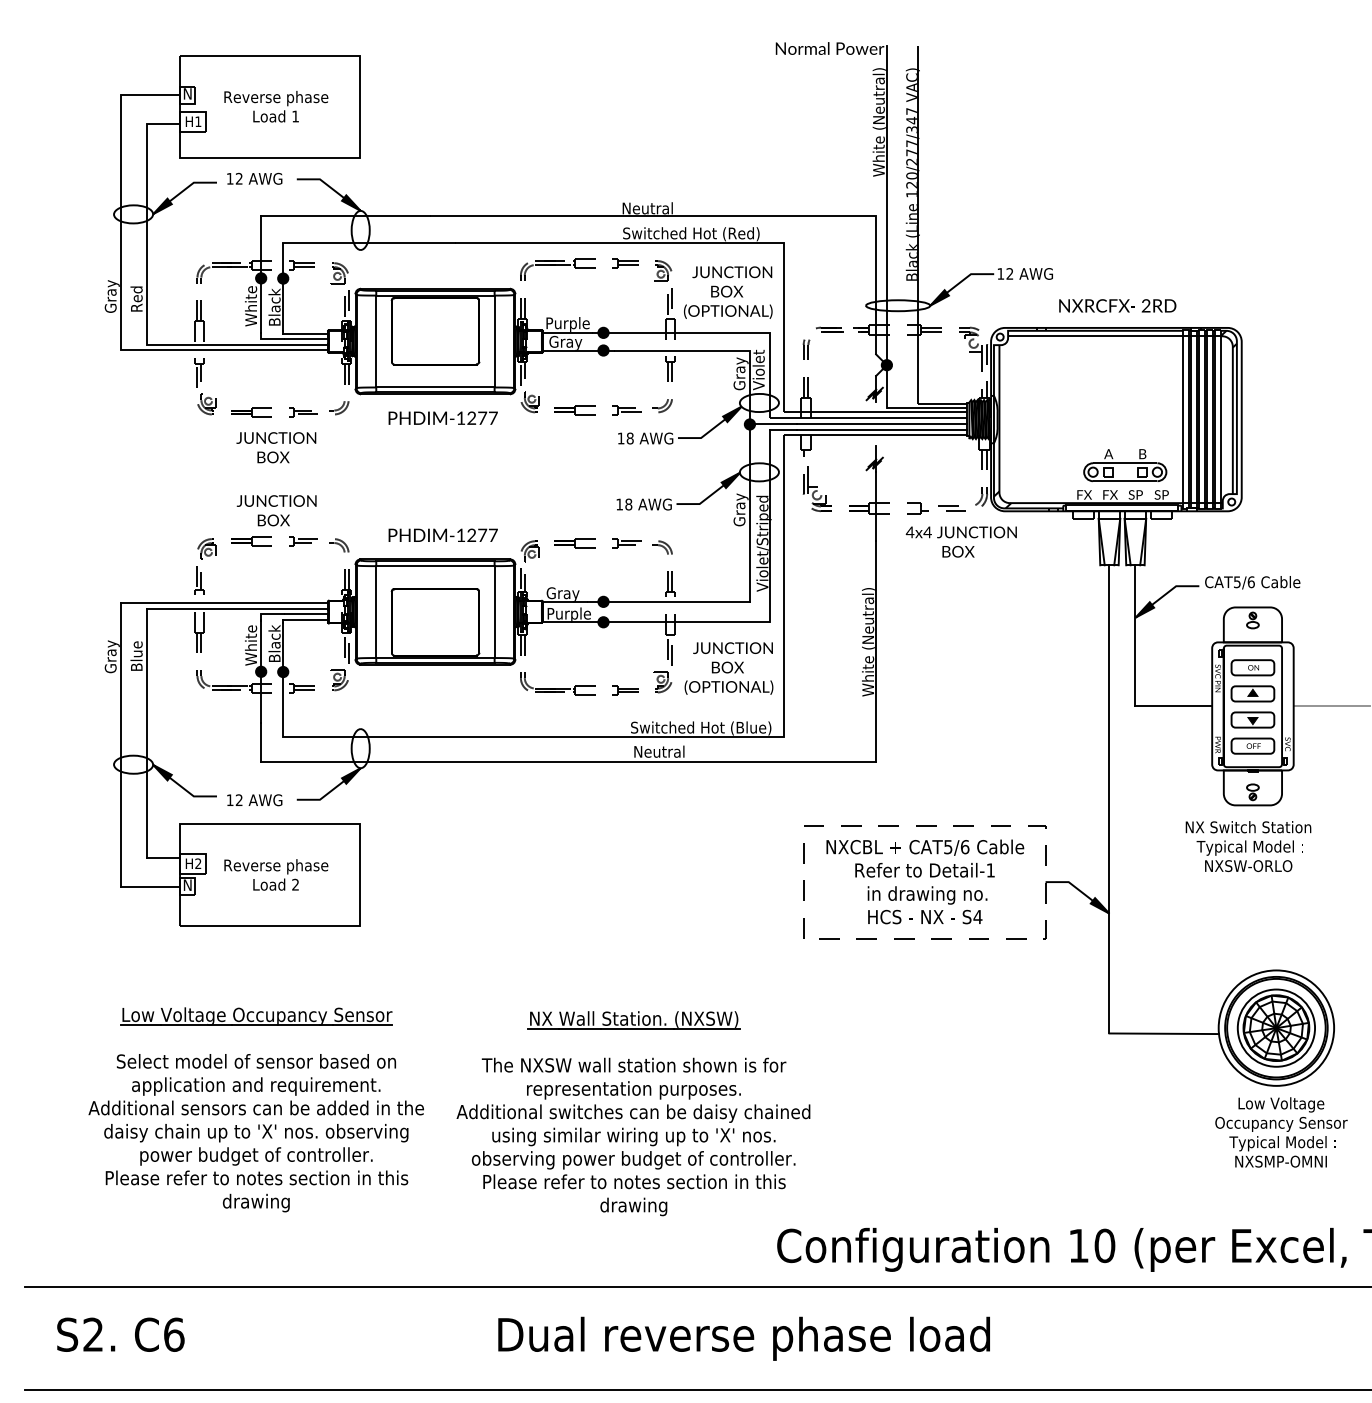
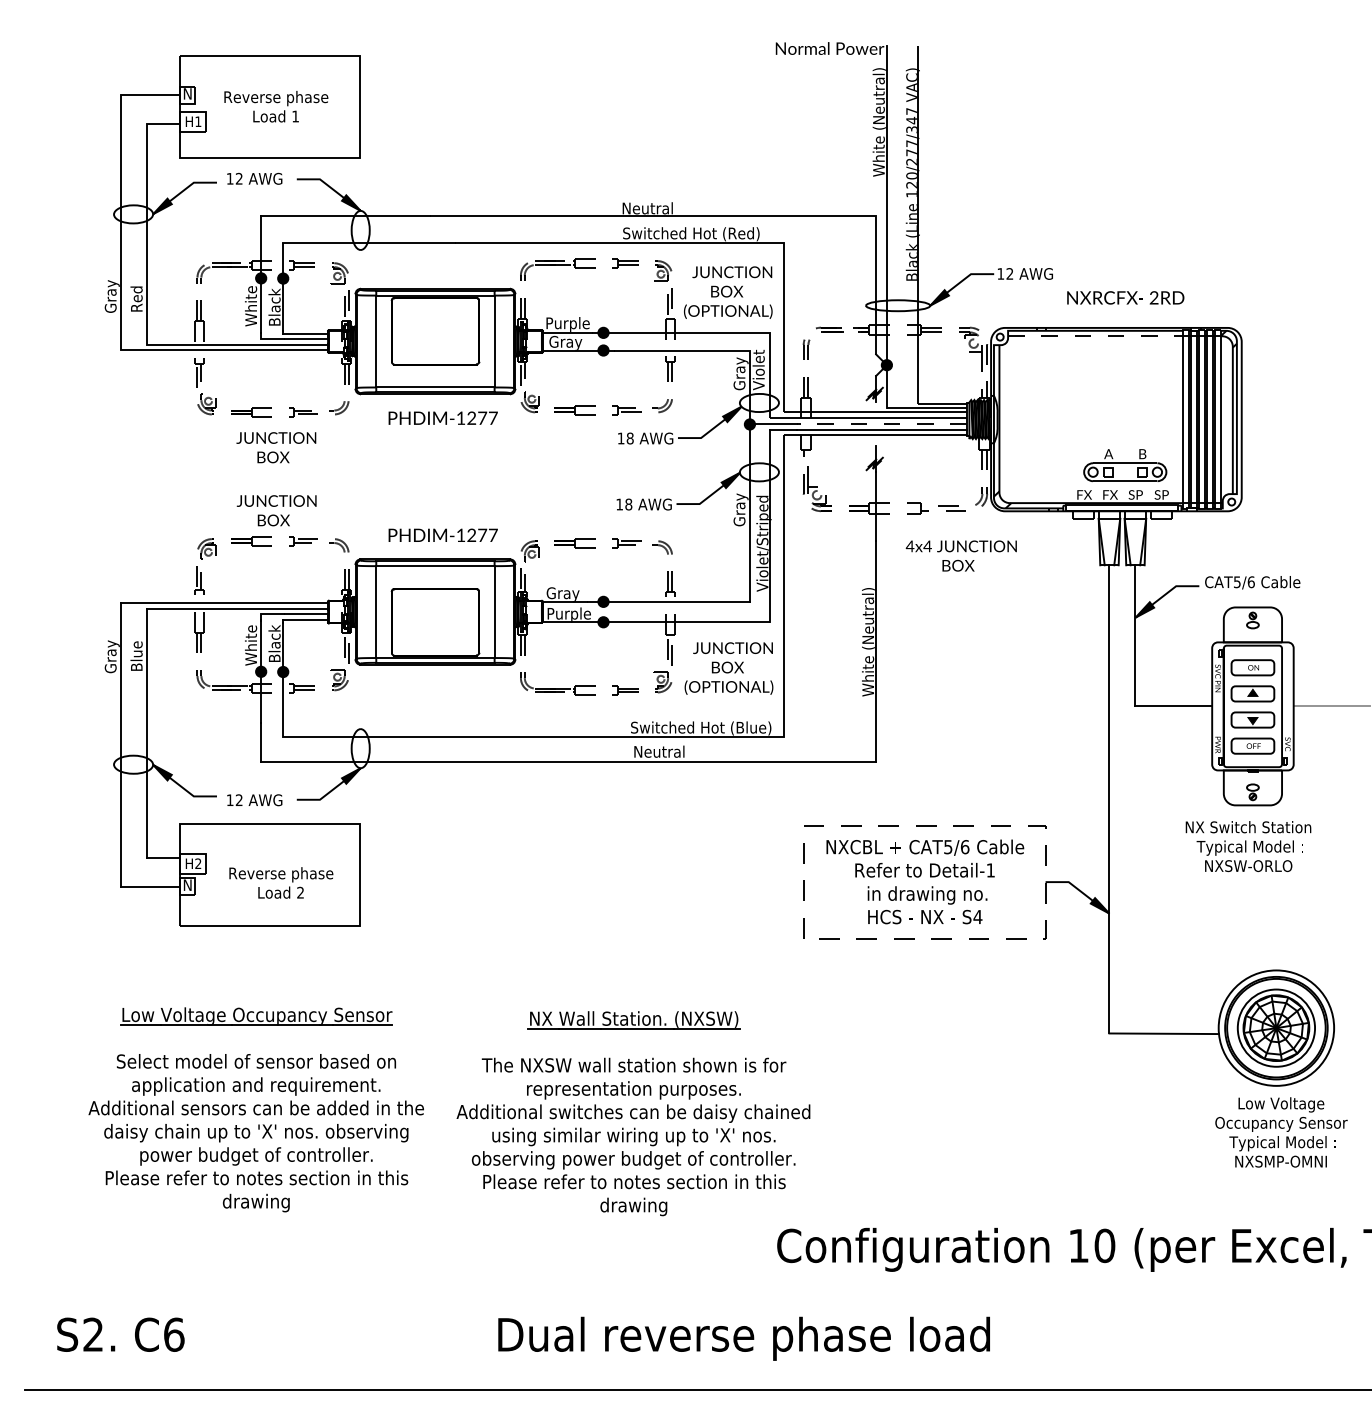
text position: (1117, 305) -> (1125, 297) (1125, 297)
line: solid -> dashed (1095, 336)
line: solid -> dashed (882, 424)
text position: (960, 541) -> (960, 555) (960, 555)
text position: (276, 874) -> (281, 882) (281, 882)
line: present -> none (696, 1286)
